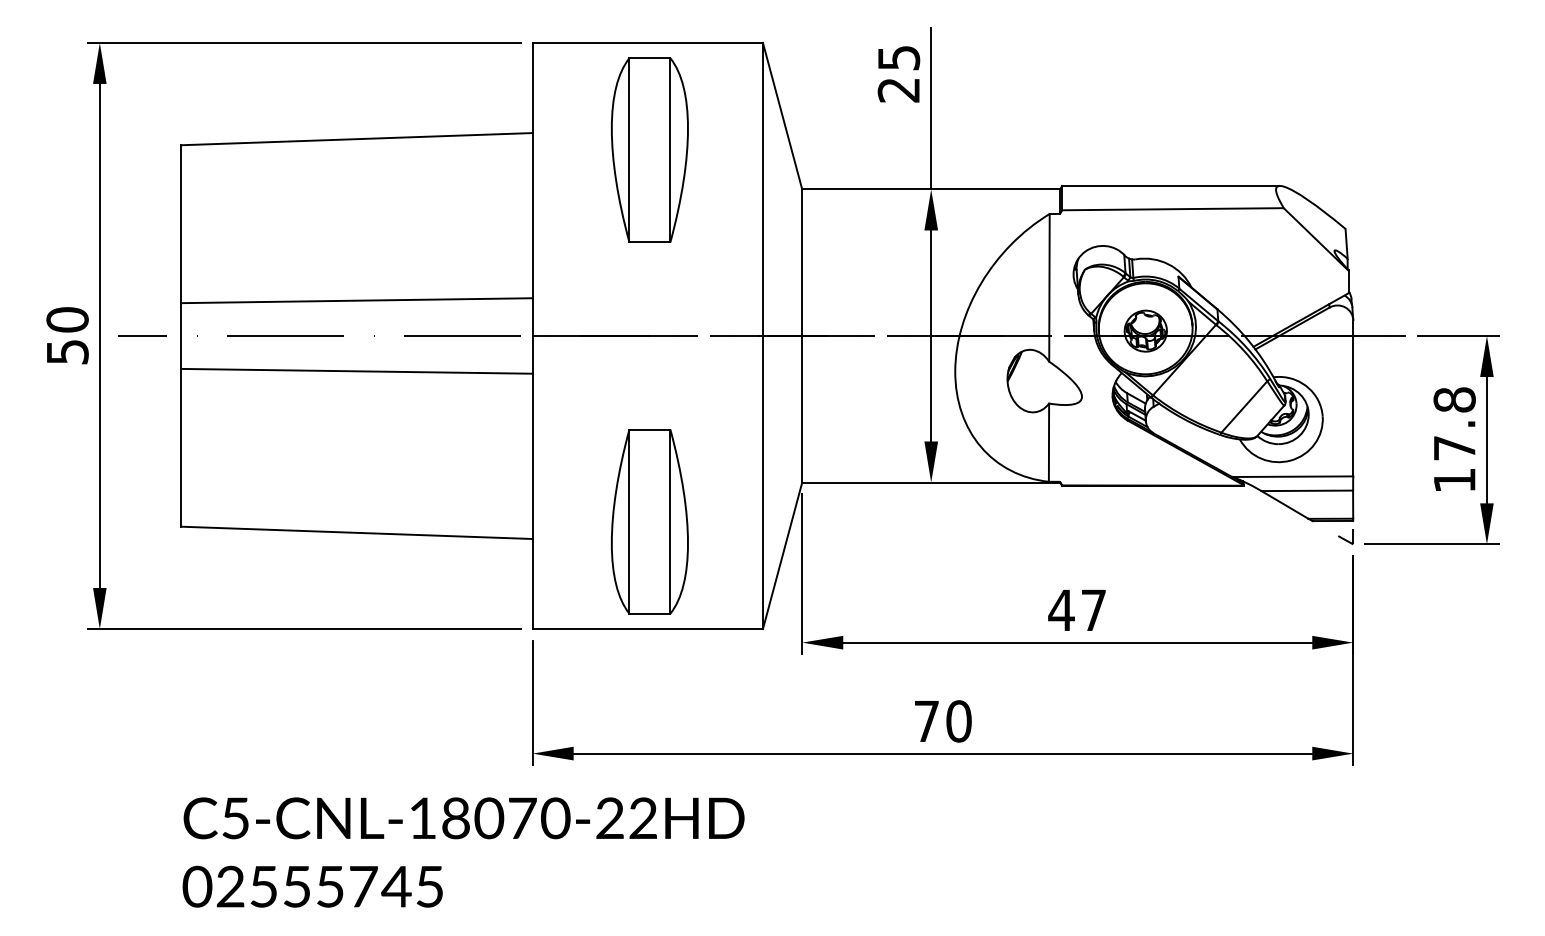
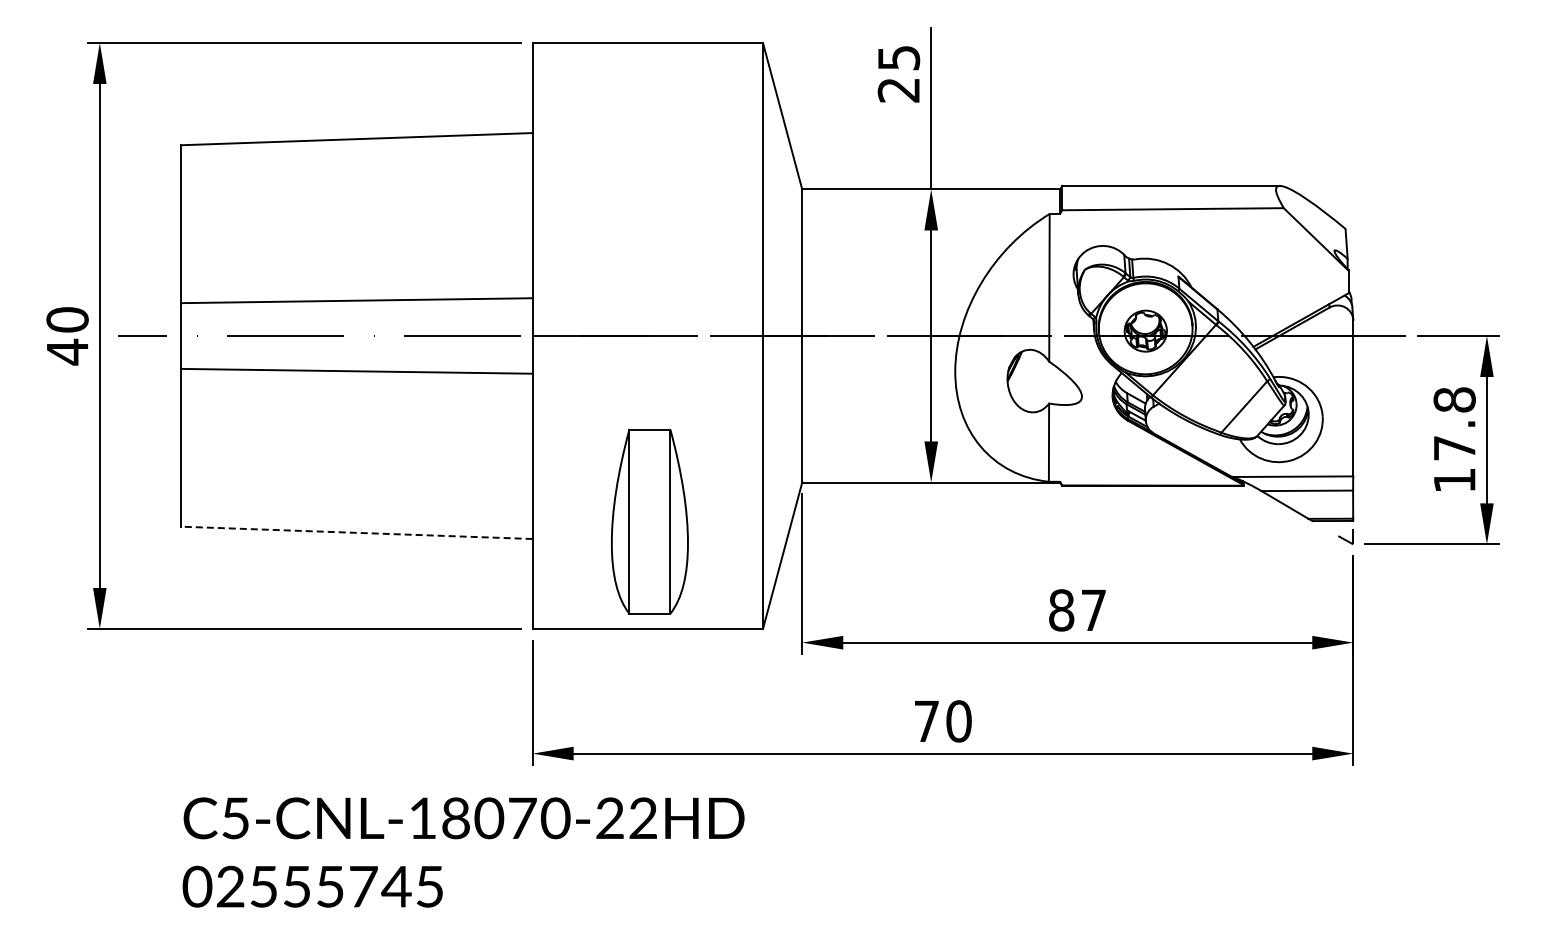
part: present -> none (649, 149)
text: 50 -> 40 (67, 351)
line: solid -> dashed (356, 532)
text: 47 -> 87 (1061, 610)
